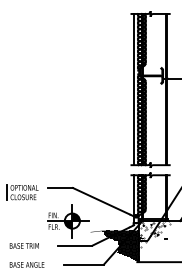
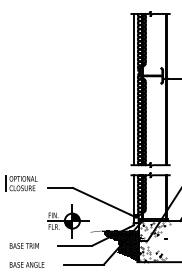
part position: (22, 192) -> (21, 183) (21, 183)
hatch: none -> present (152, 254)
